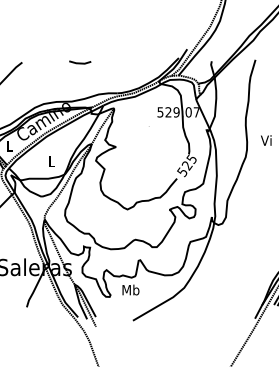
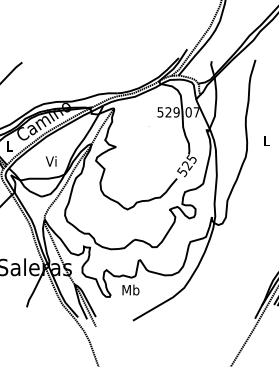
line: present -> none (80, 62)
text: Vi -> L (266, 140)
text: L -> Vi (50, 161)
